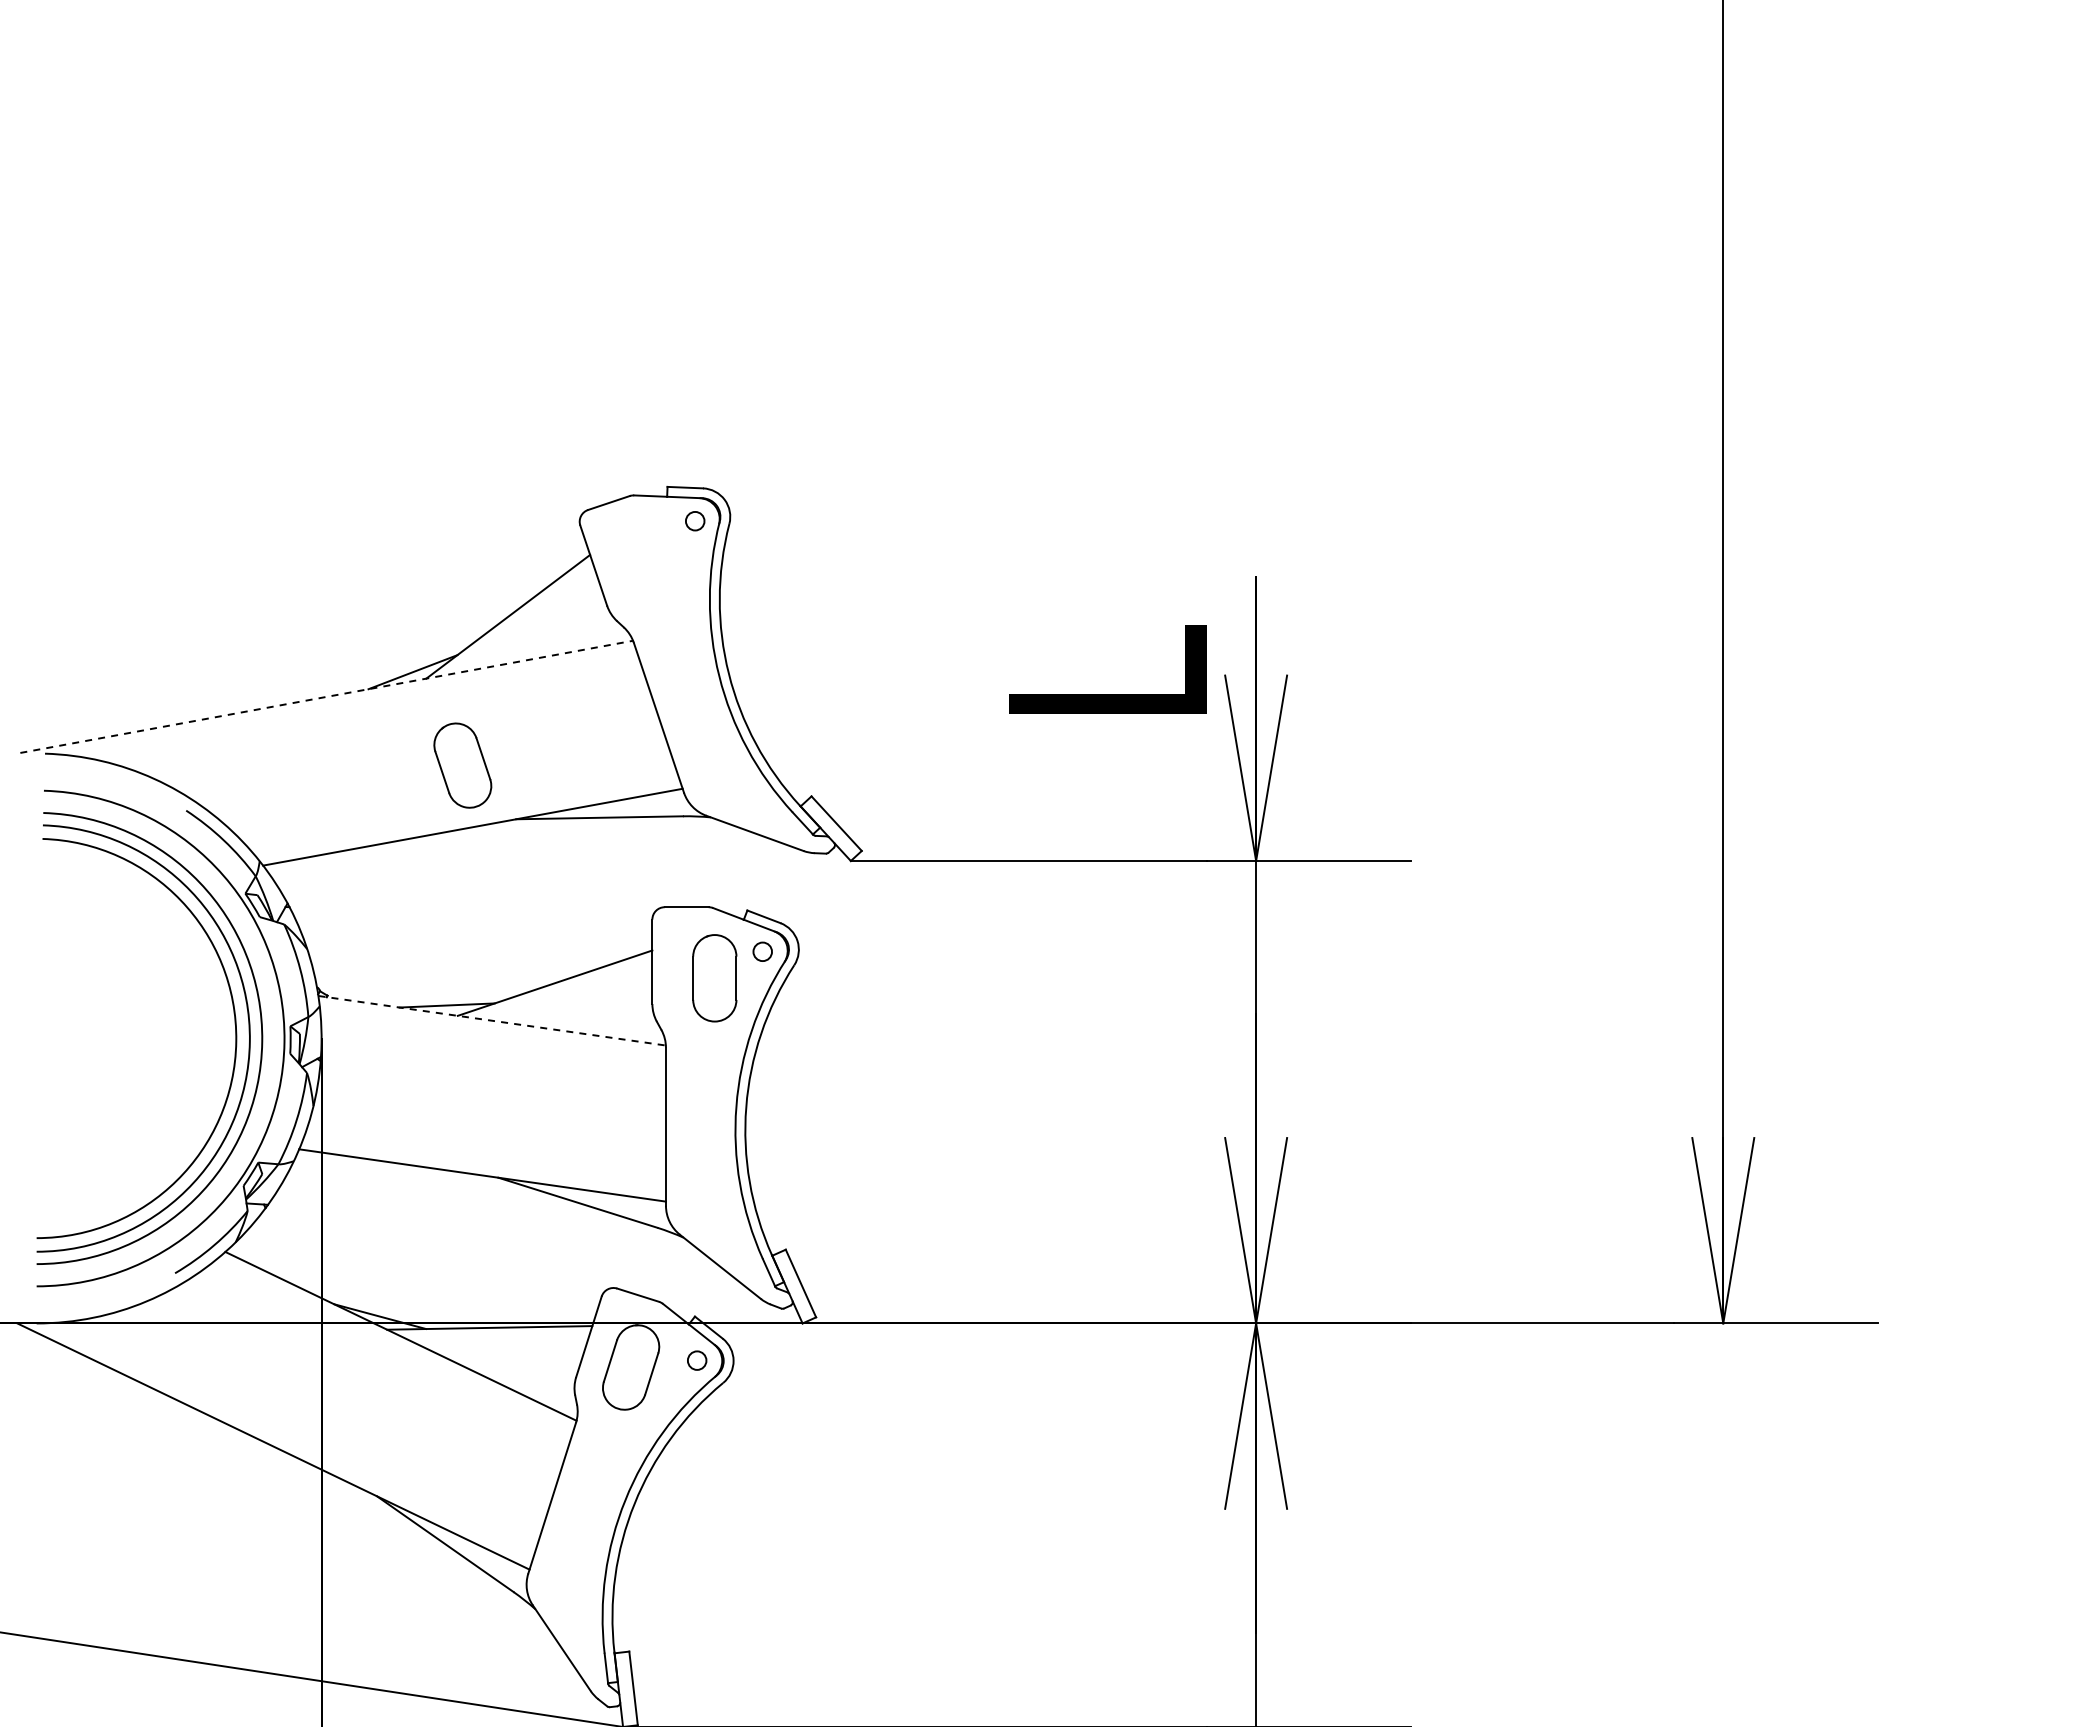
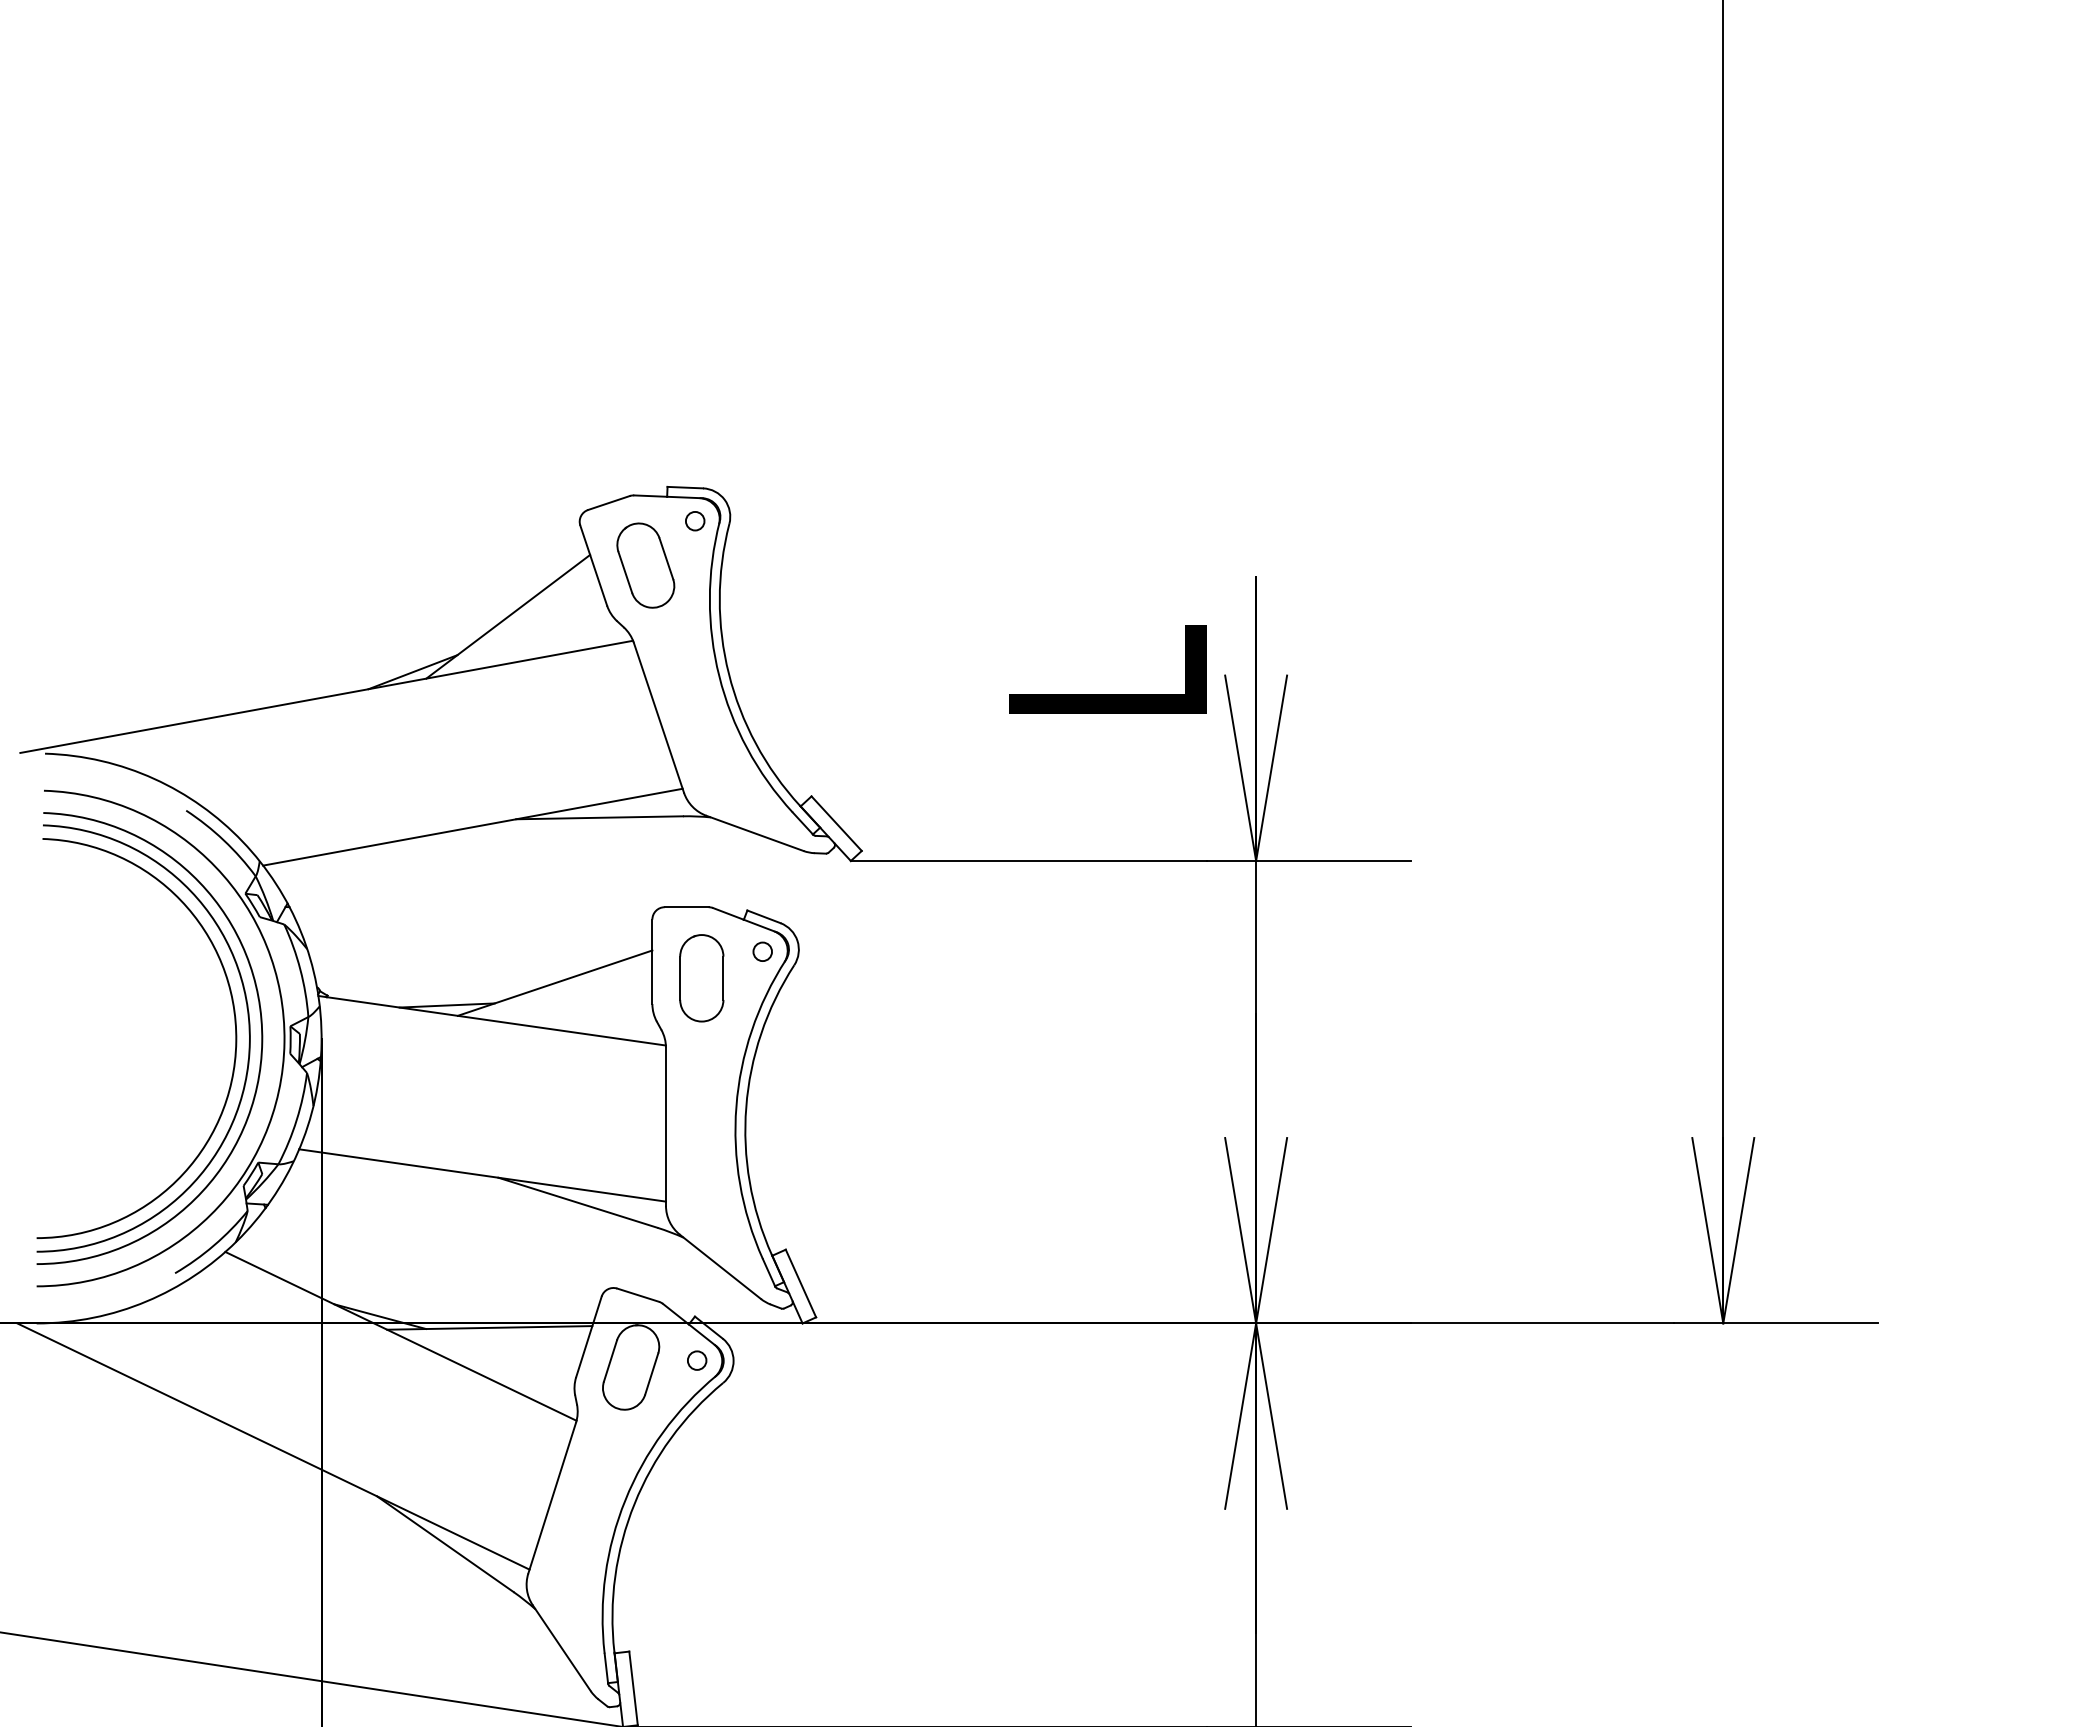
line: dashed -> solid (327, 696)
part position: (462, 765) -> (645, 565) (645, 565)
part position: (714, 978) -> (701, 978) (701, 978)
line: dashed -> solid (492, 1020)
